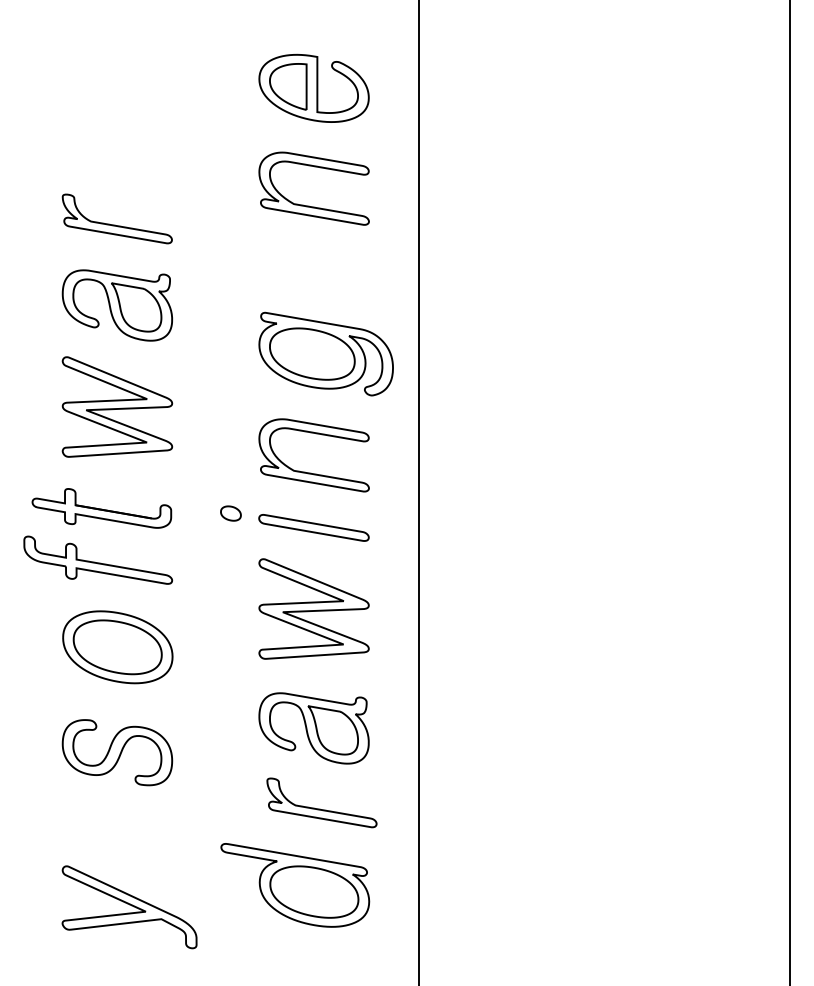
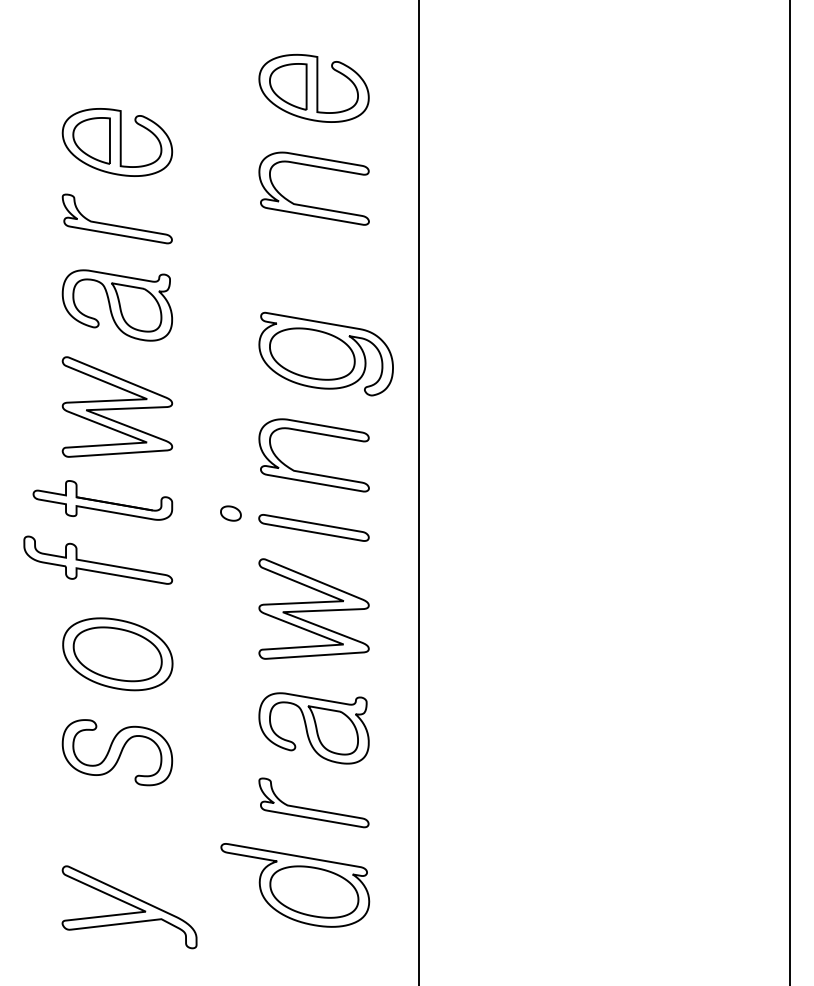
part: none -> present (117, 142)
part position: (101, 508) -> (102, 500) (102, 500)
part position: (117, 647) -> (117, 654) (117, 654)
part position: (320, 808) -> (312, 808) (312, 808)
